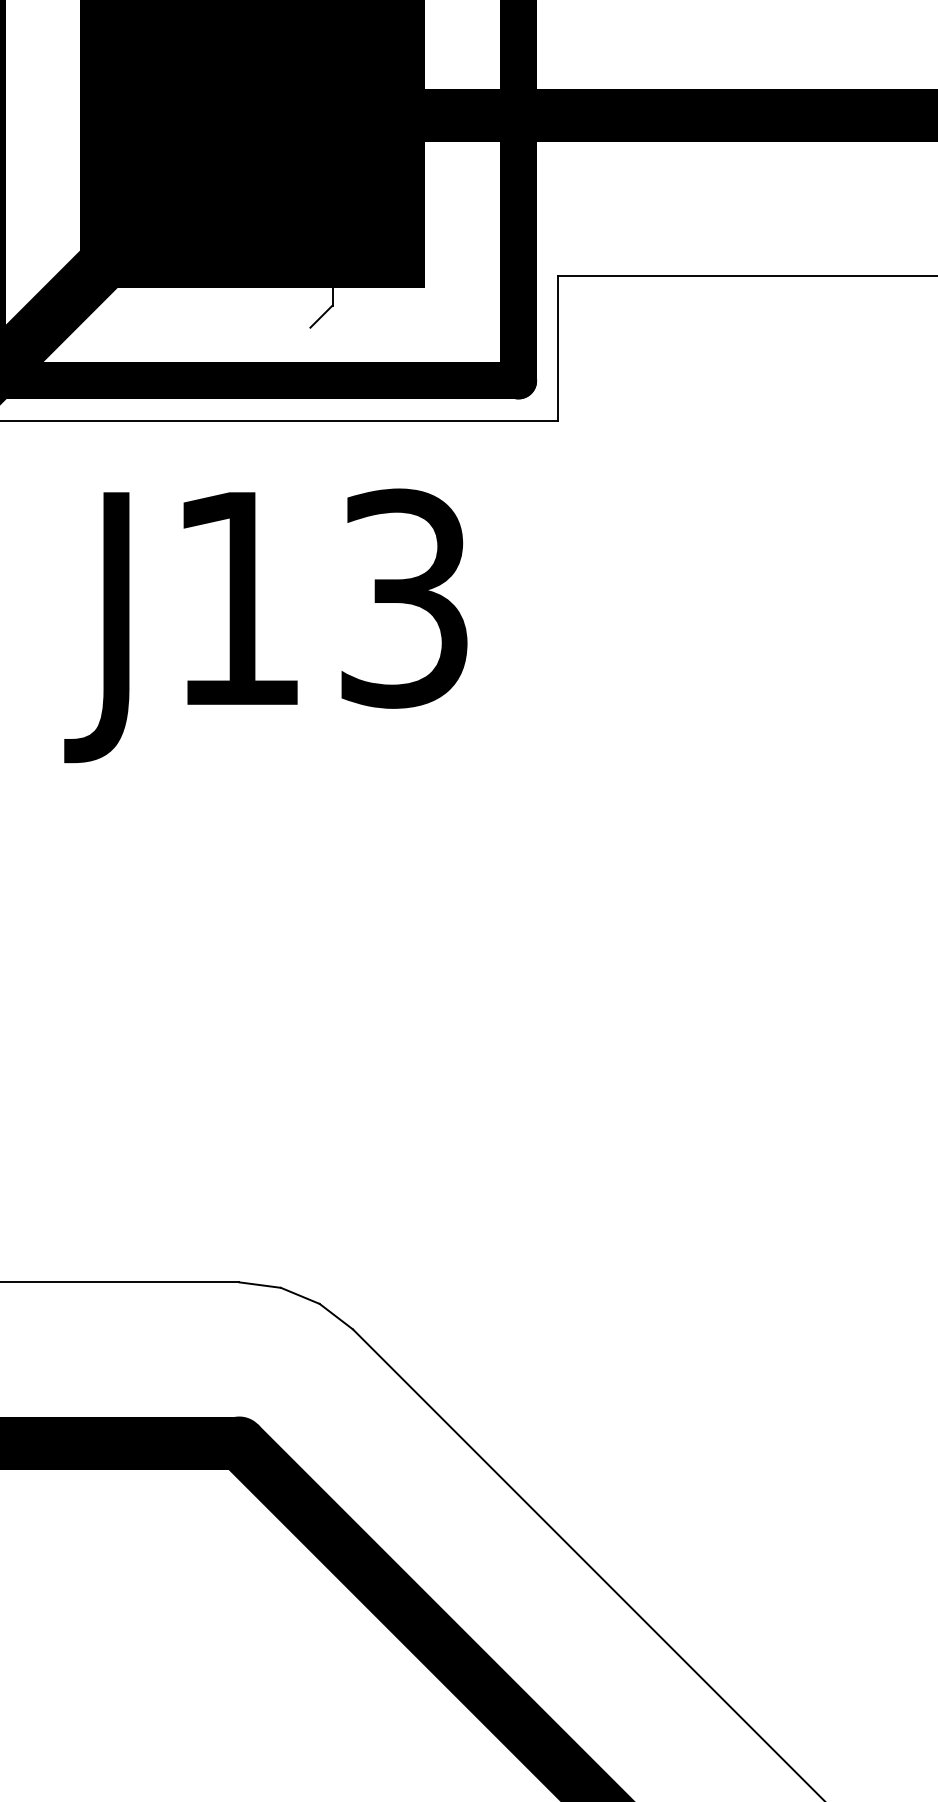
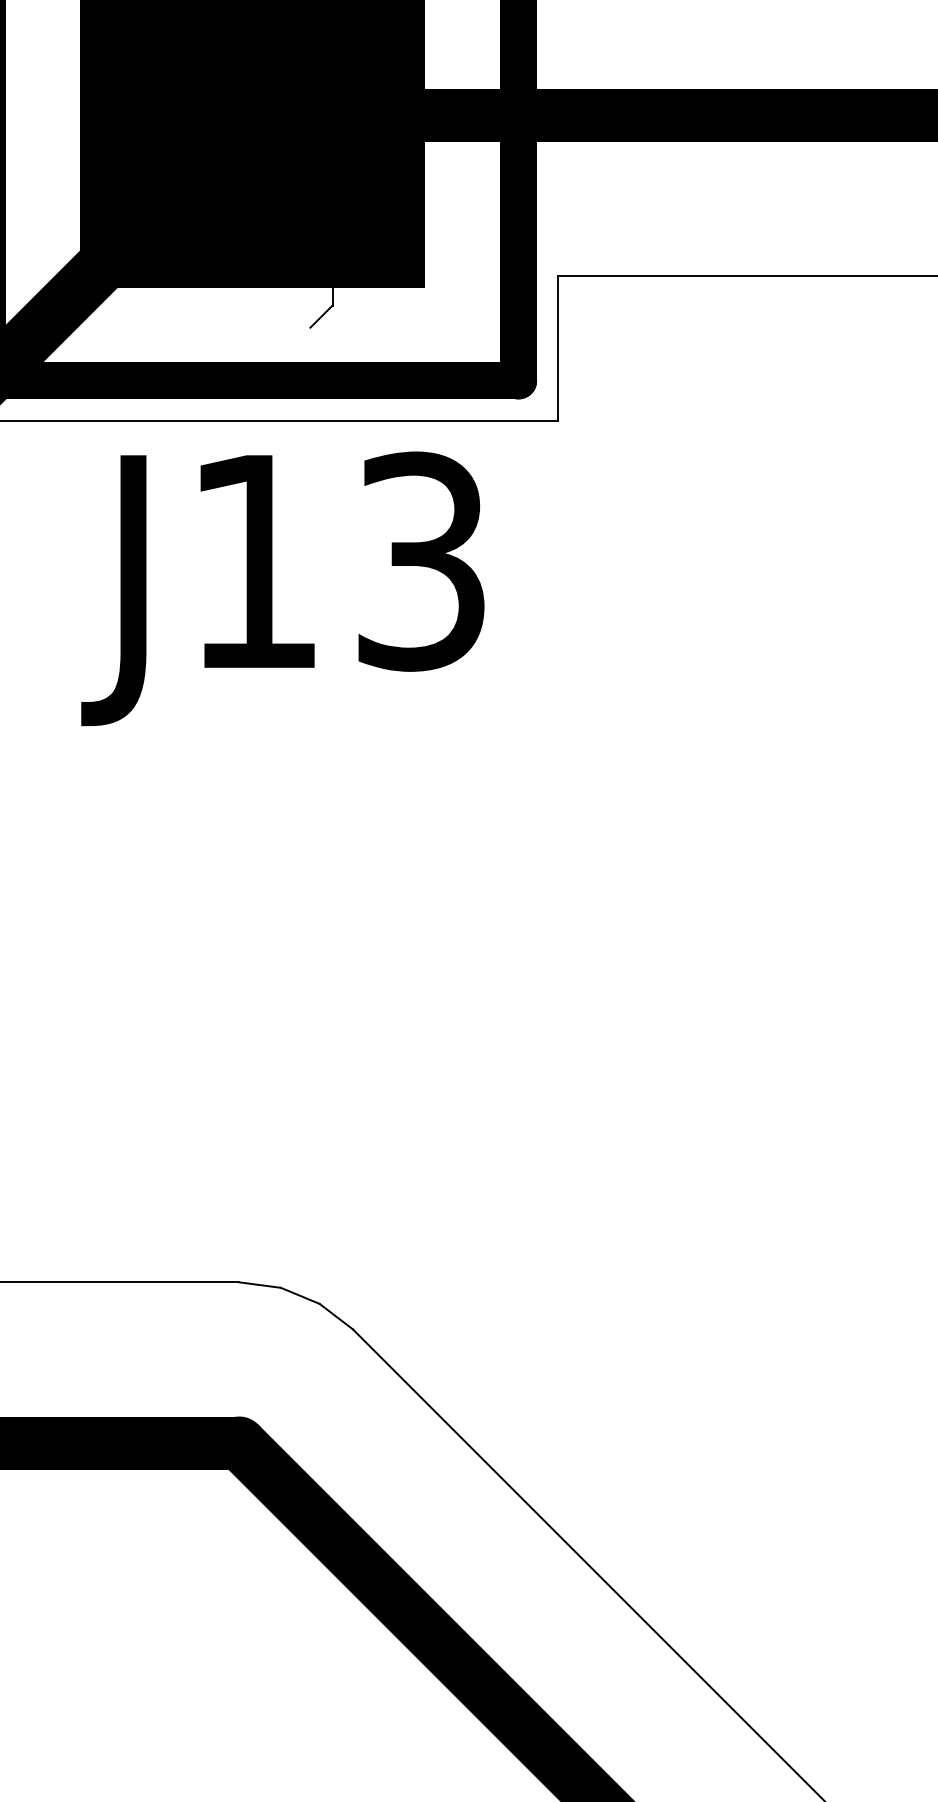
text position: (265, 625) -> (282, 588) (282, 588)
